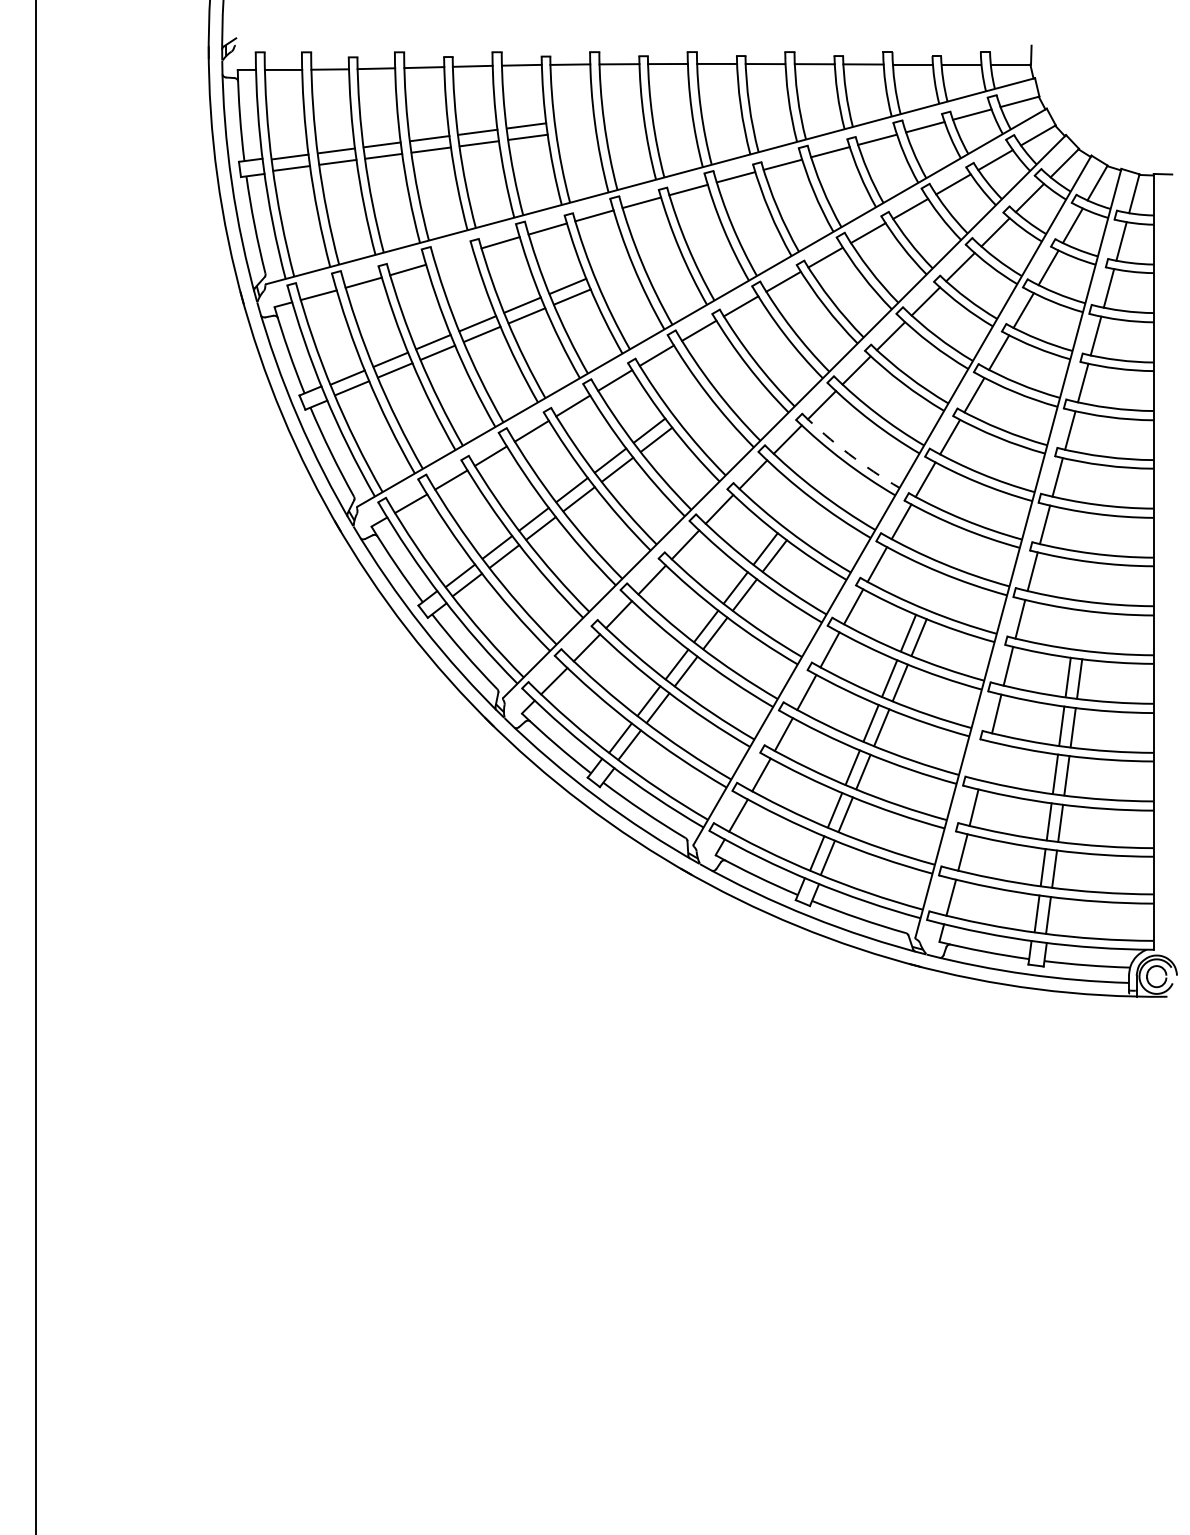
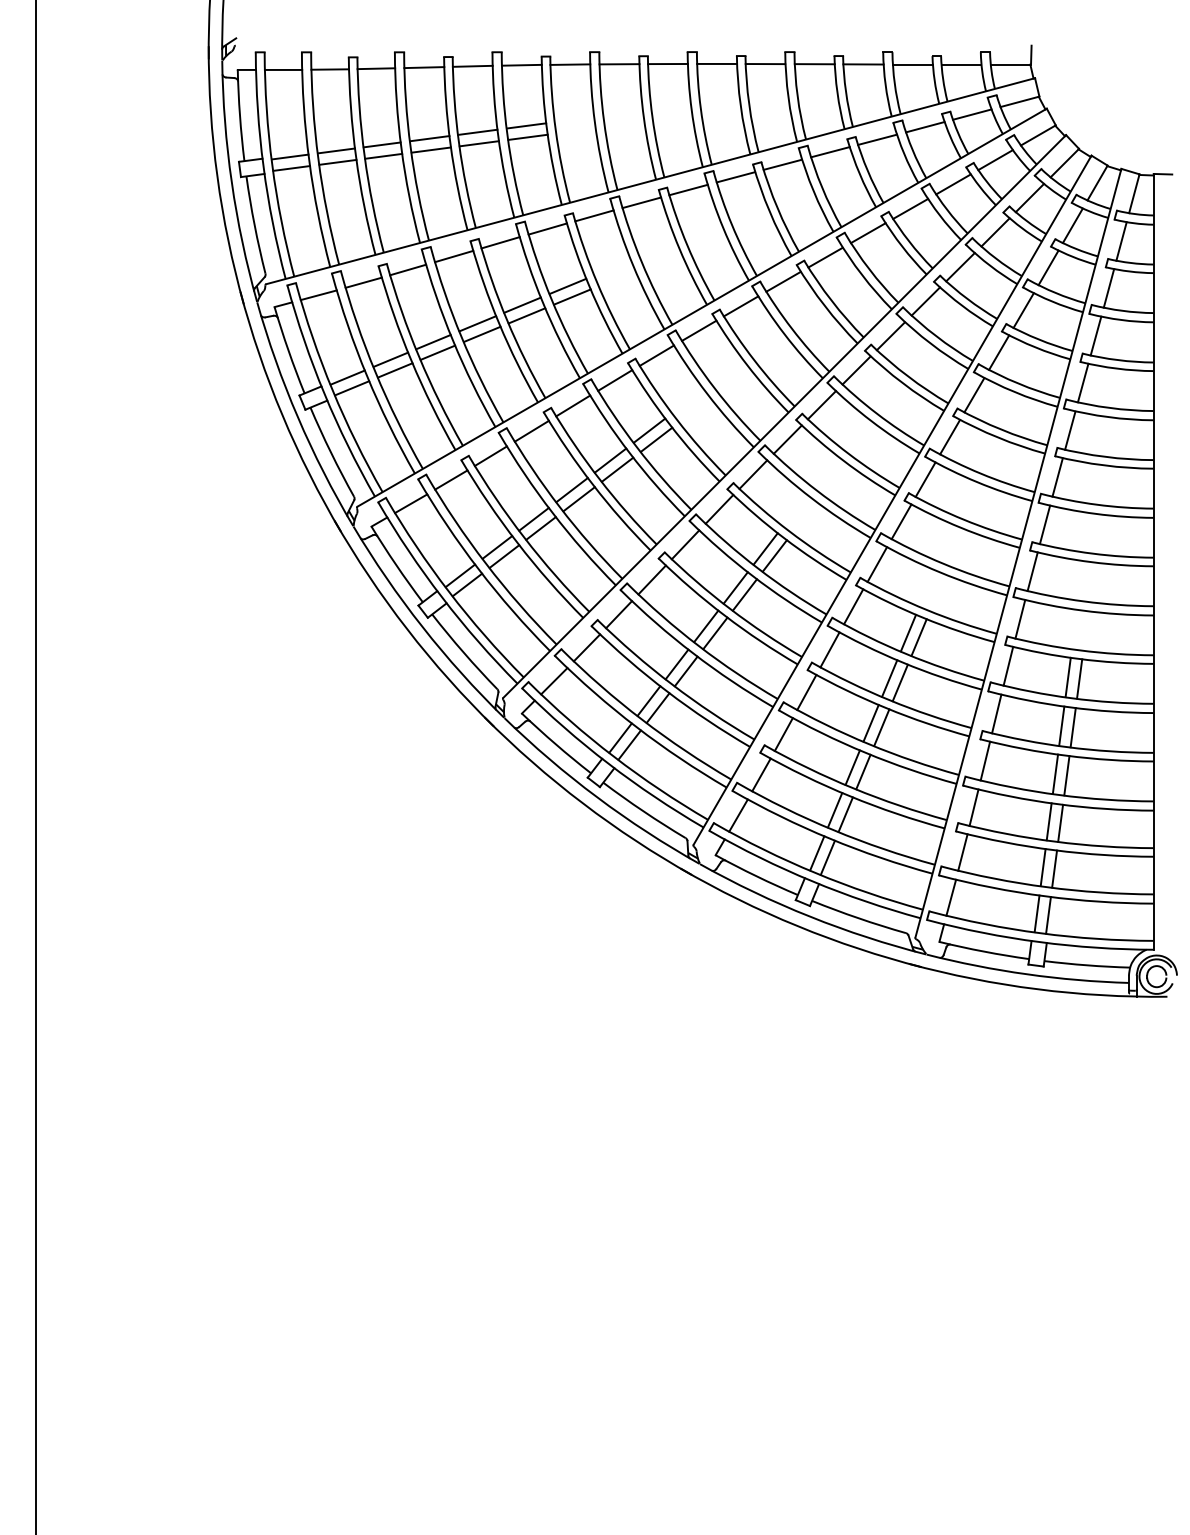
line: none -> present (454, 256)
arc: dashed -> solid (848, 453)
line: none -> present (985, 760)
